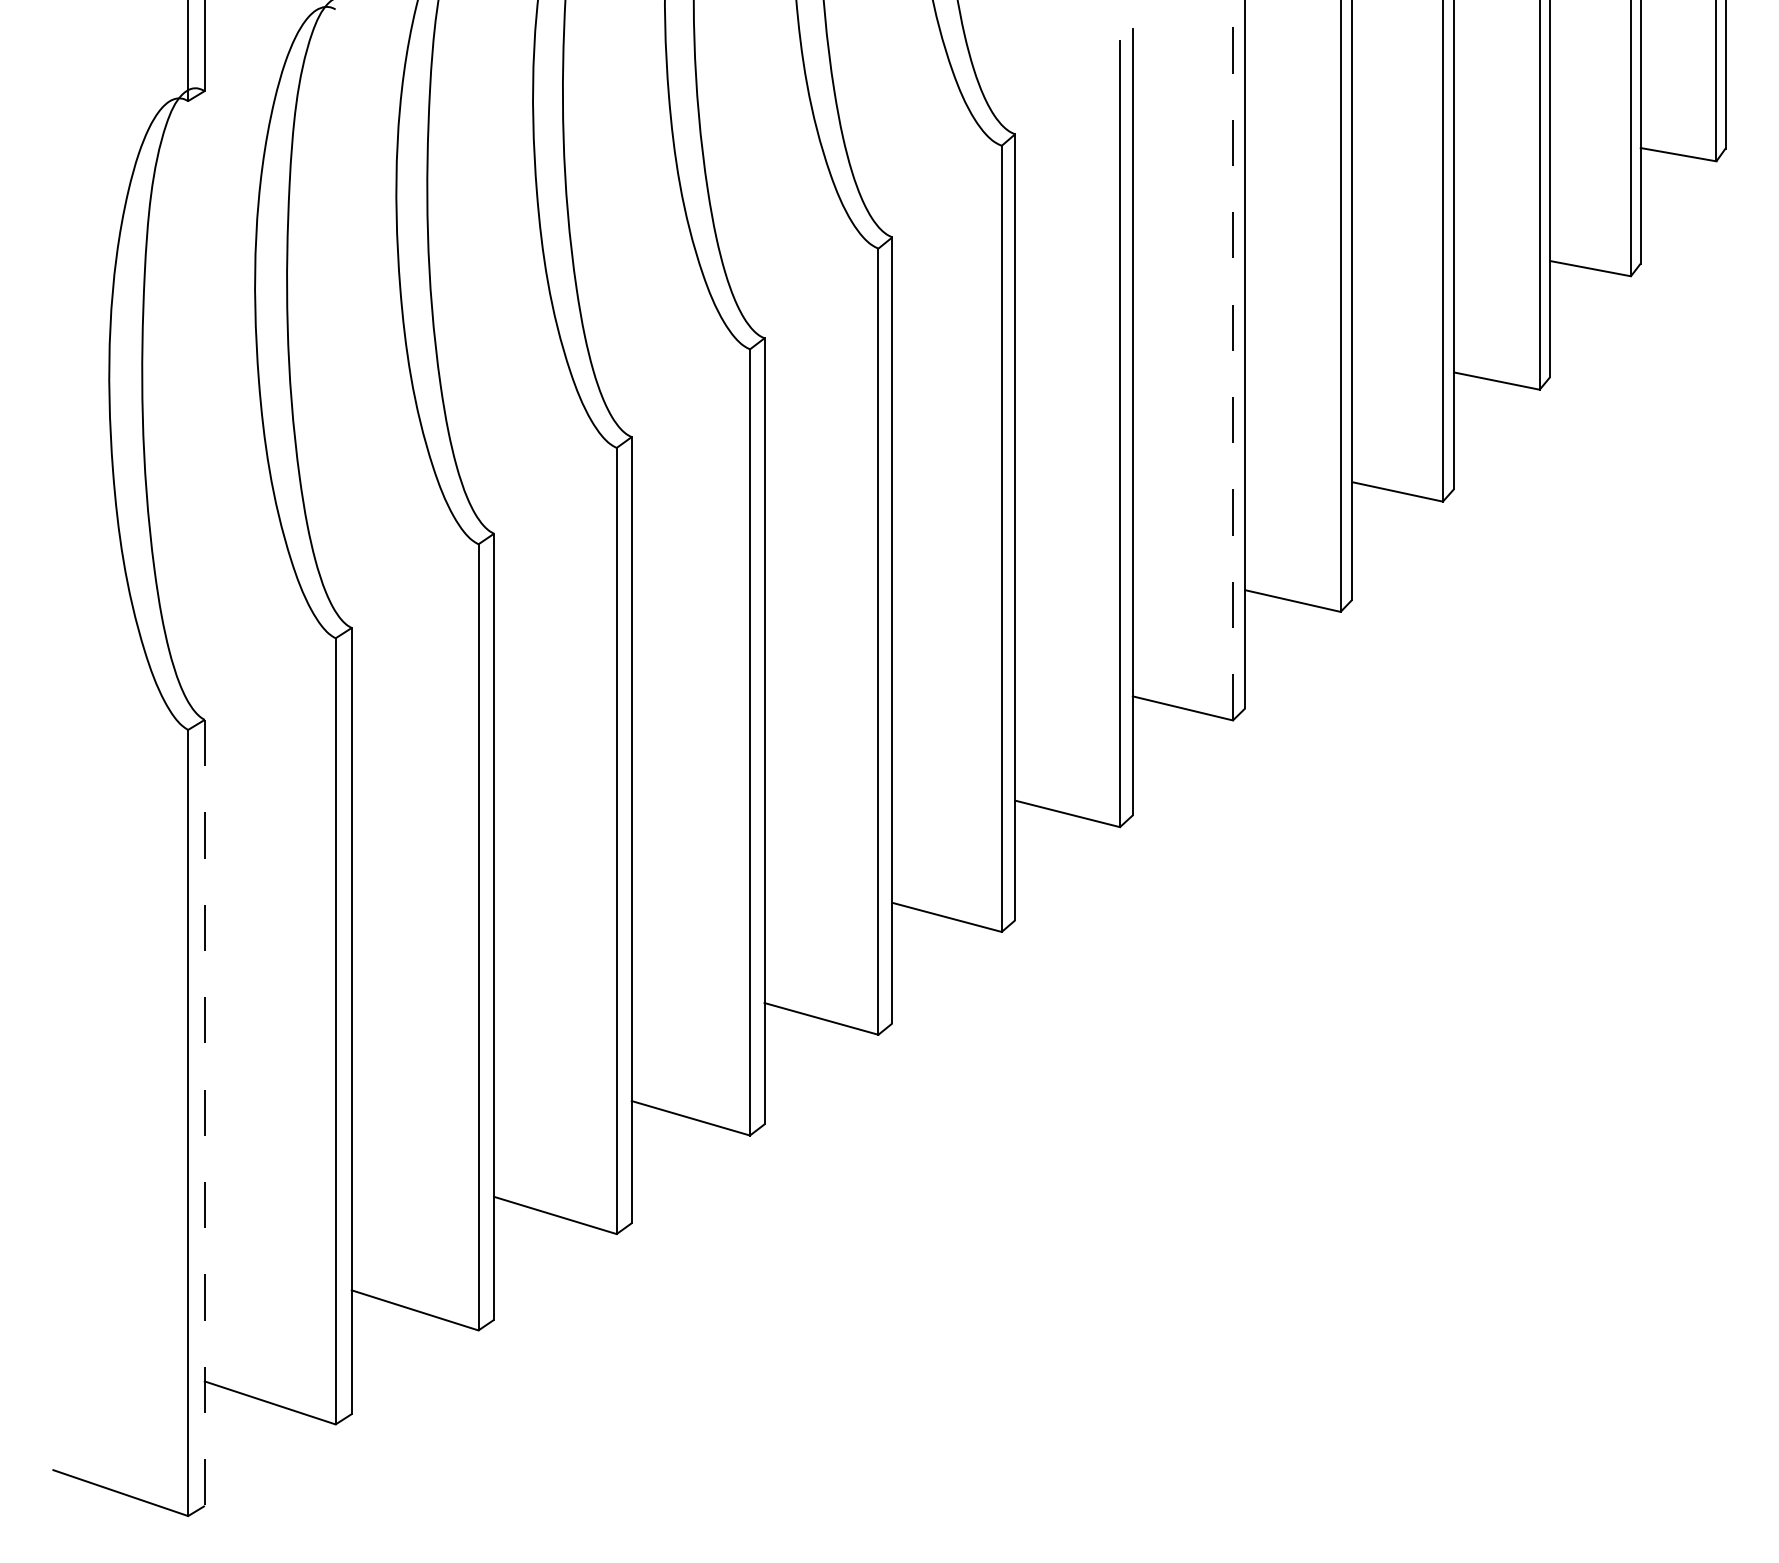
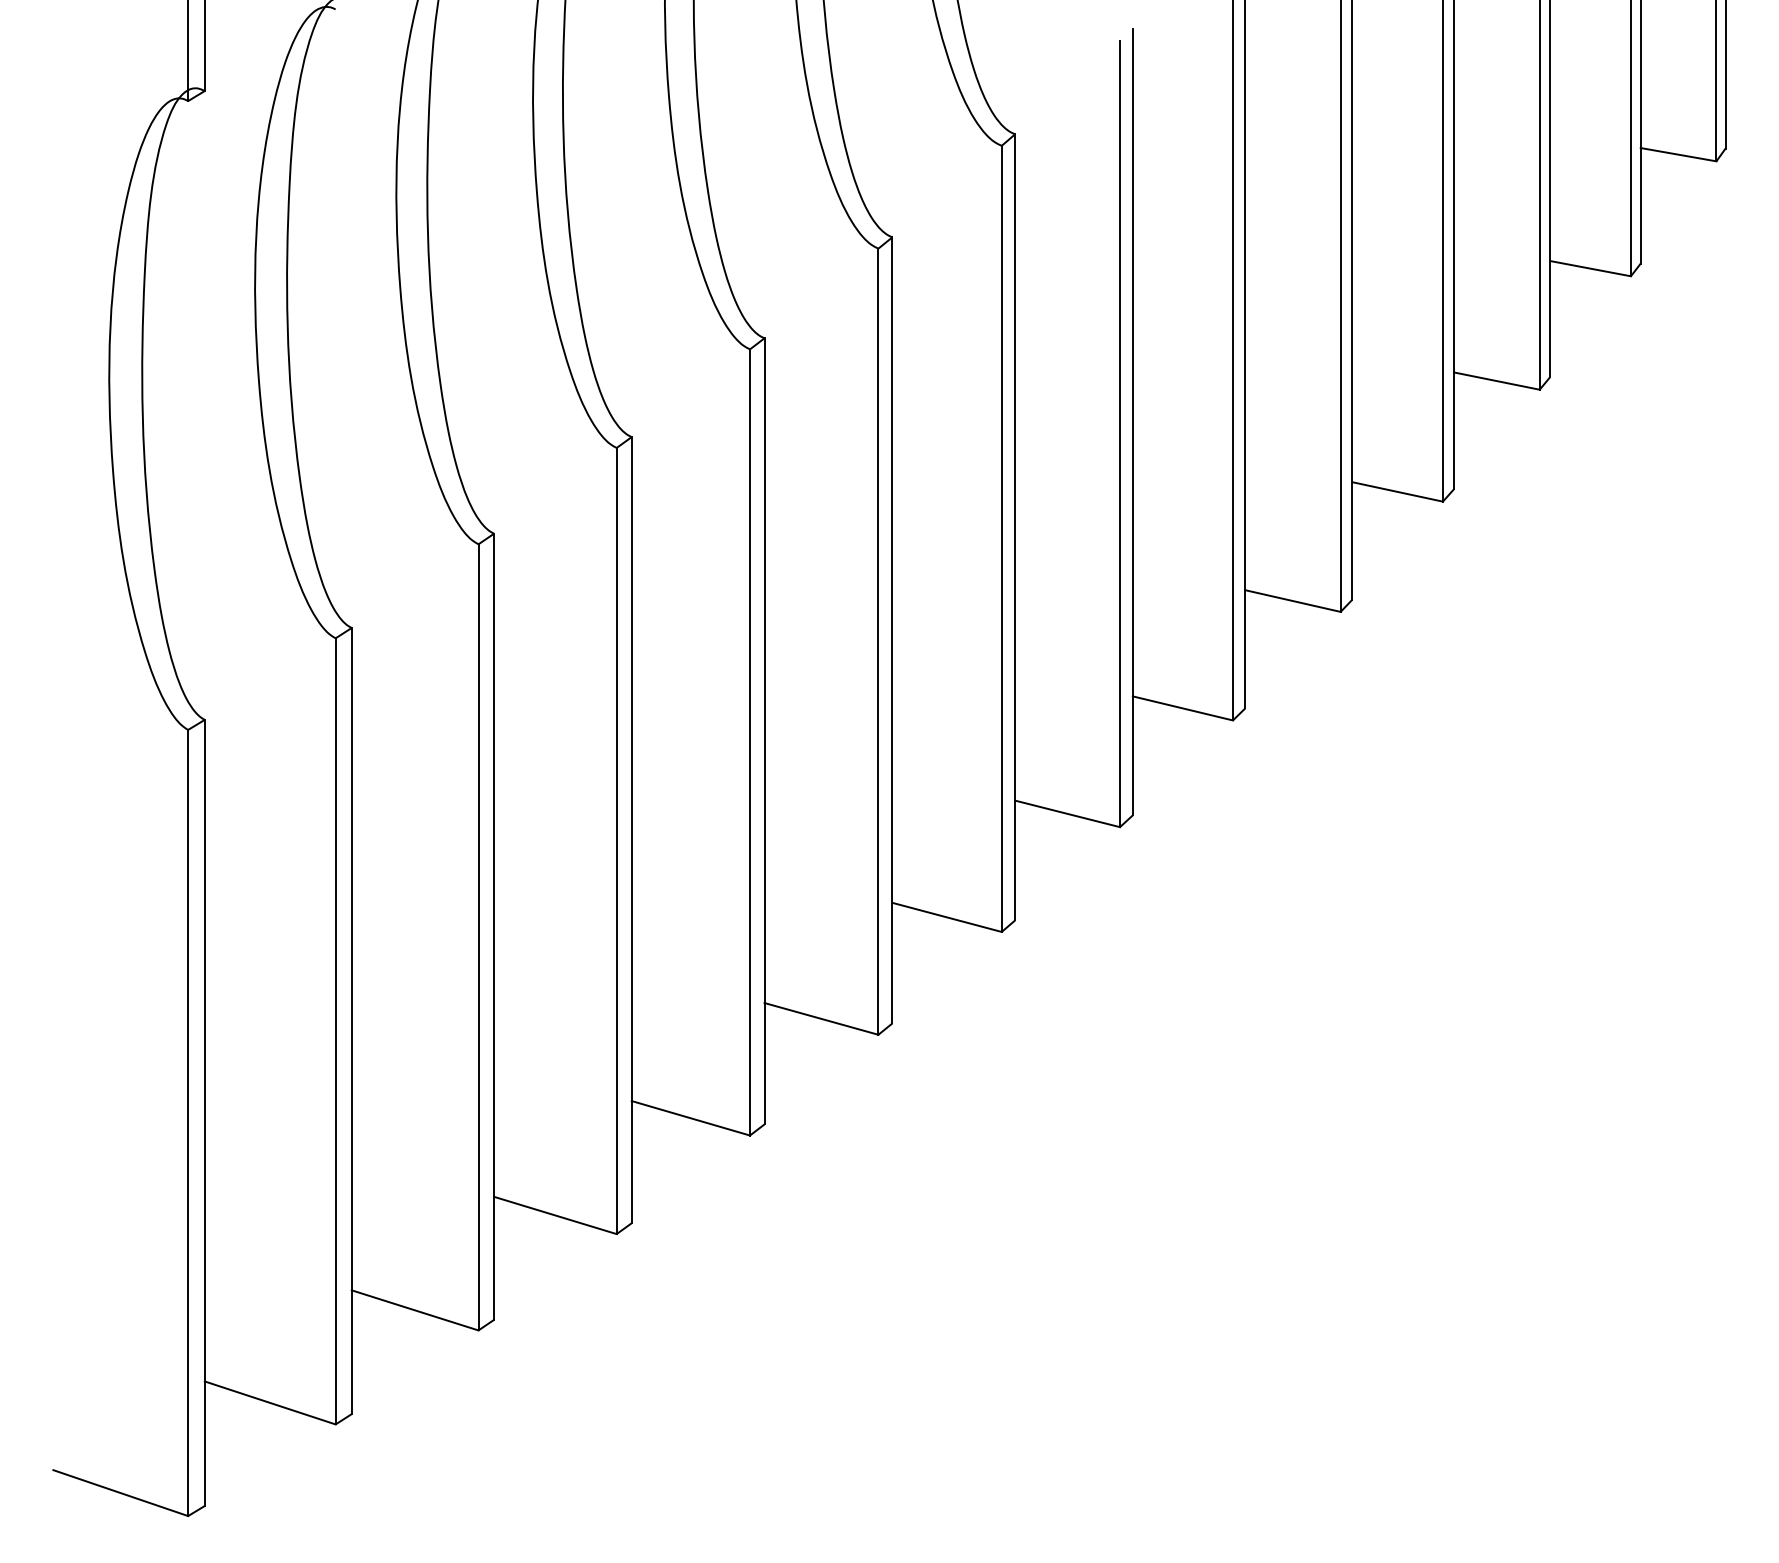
line: dashed -> solid (1233, 359)
line: dashed -> solid (204, 1113)
